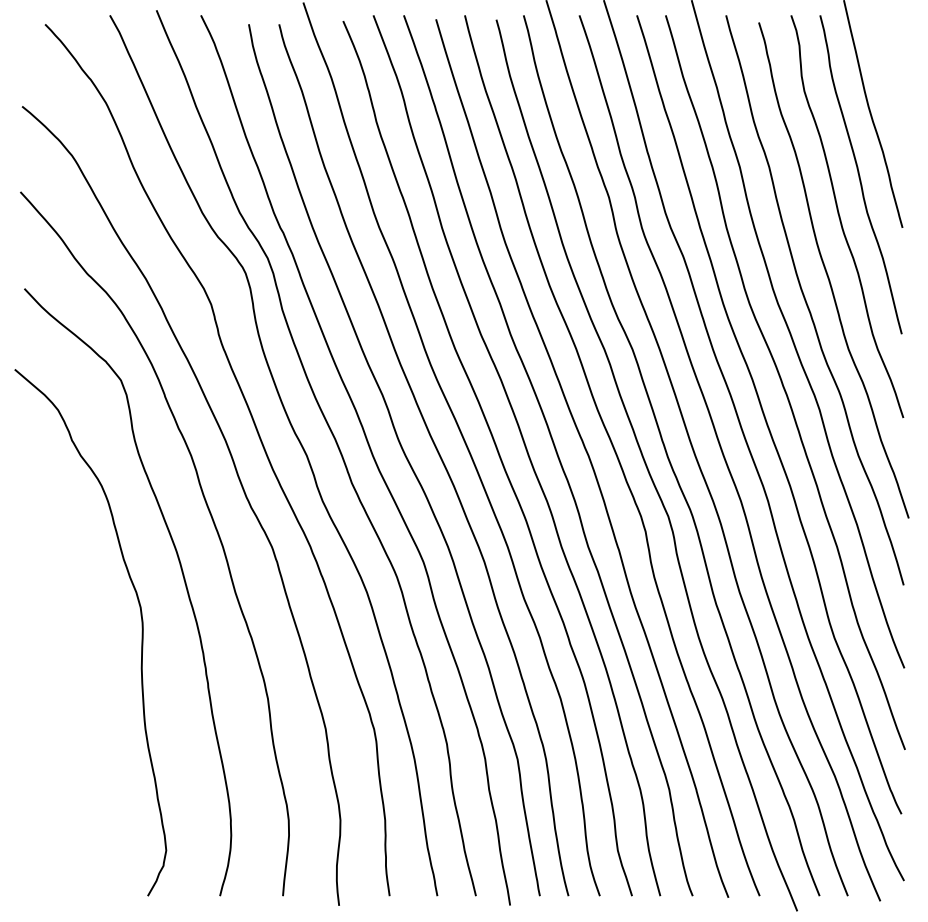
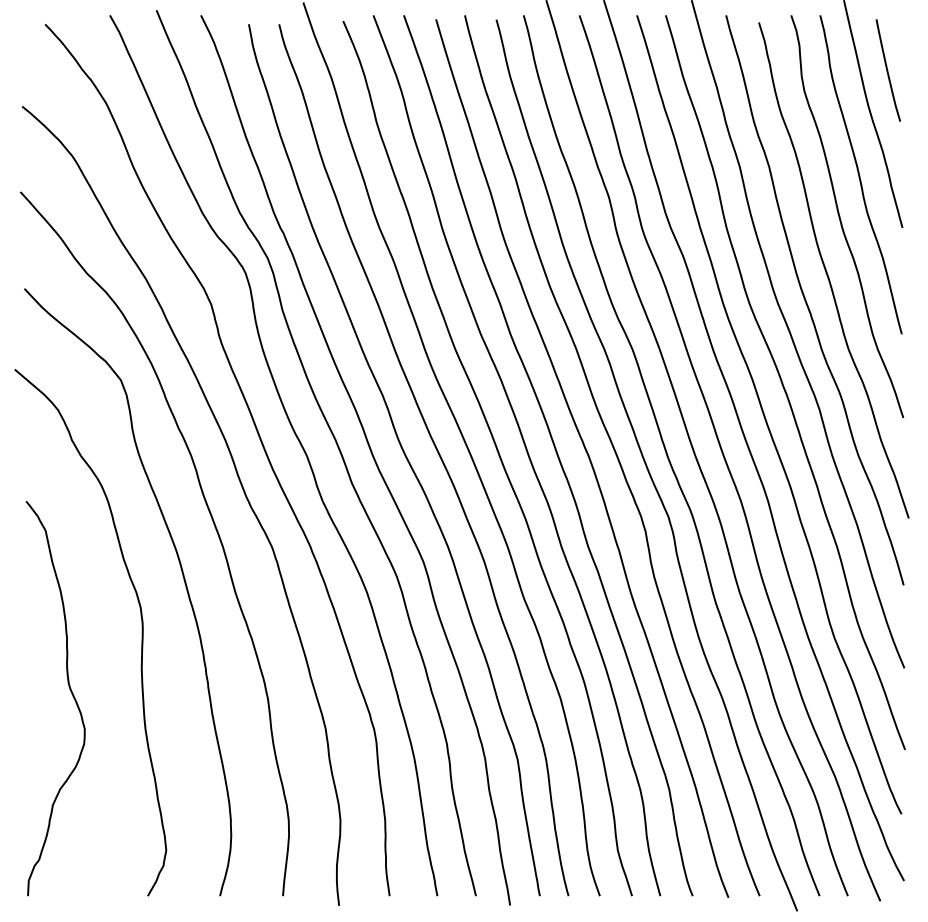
curve: none -> present (887, 70)
curve: none -> present (71, 694)
